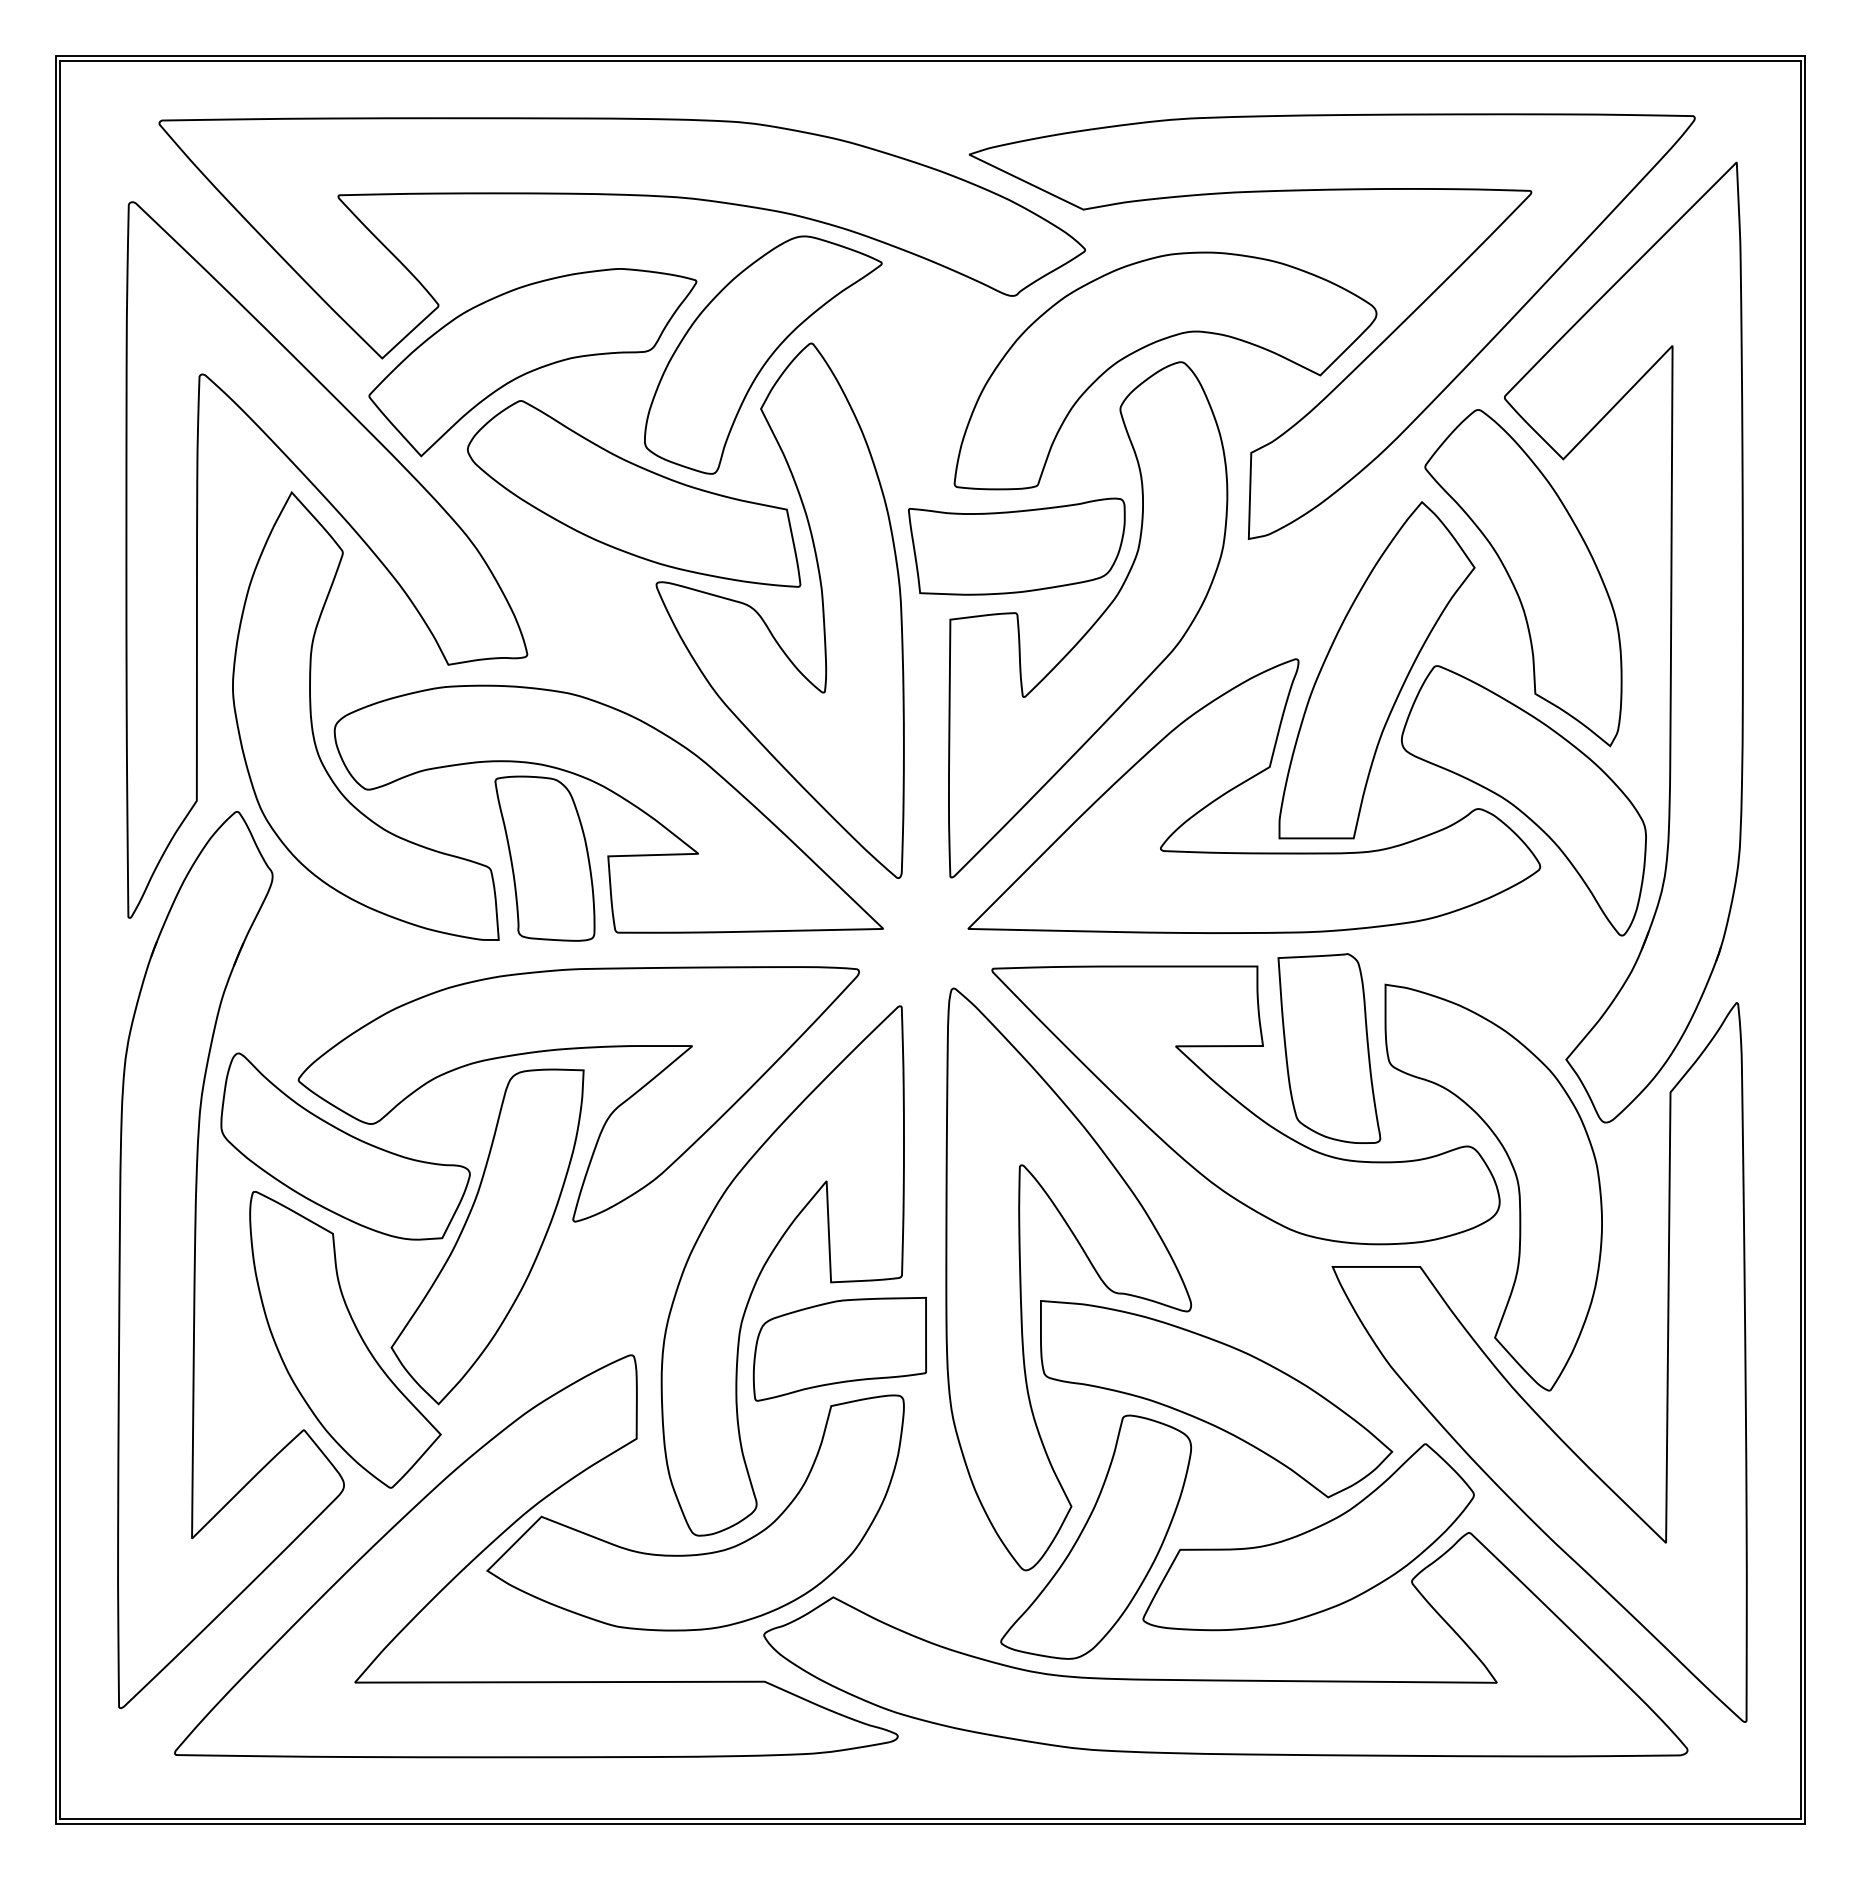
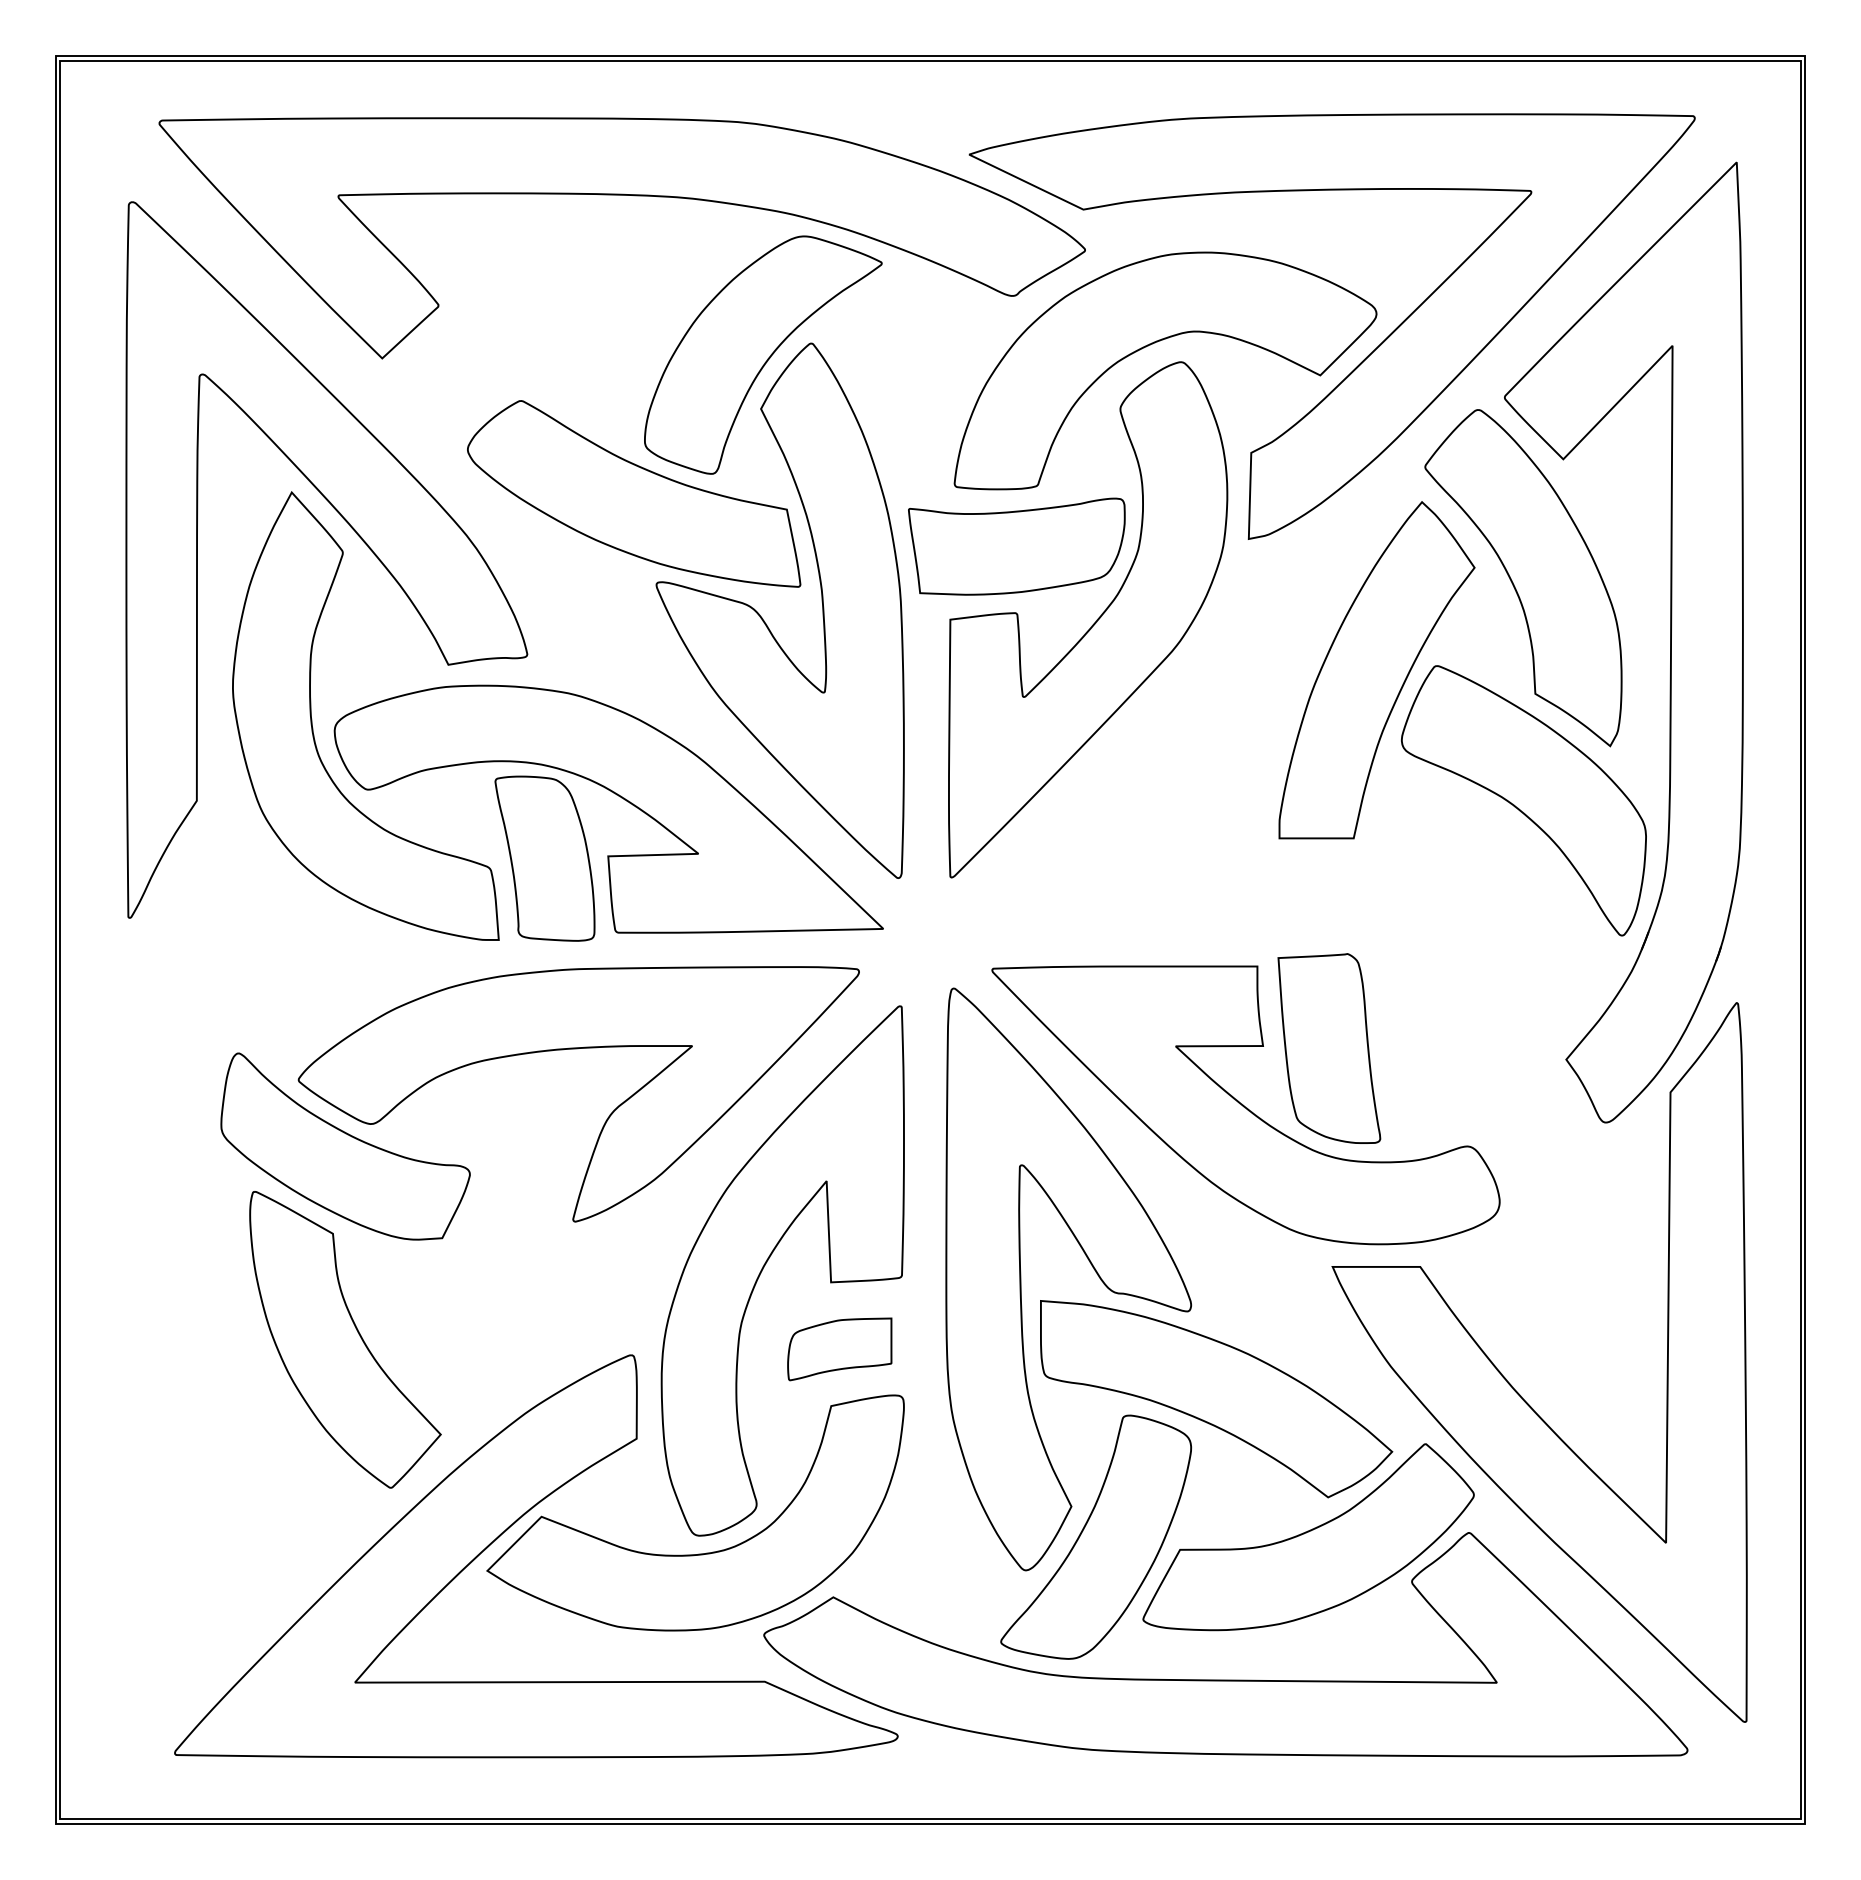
part: present -> none (532, 362)
part: present -> none (1244, 783)
part: present -> none (1516, 1181)
part: present -> none (487, 1236)
part: present -> none (195, 1260)
part size: 175x105 px -> 106x65 px (839, 1349)
